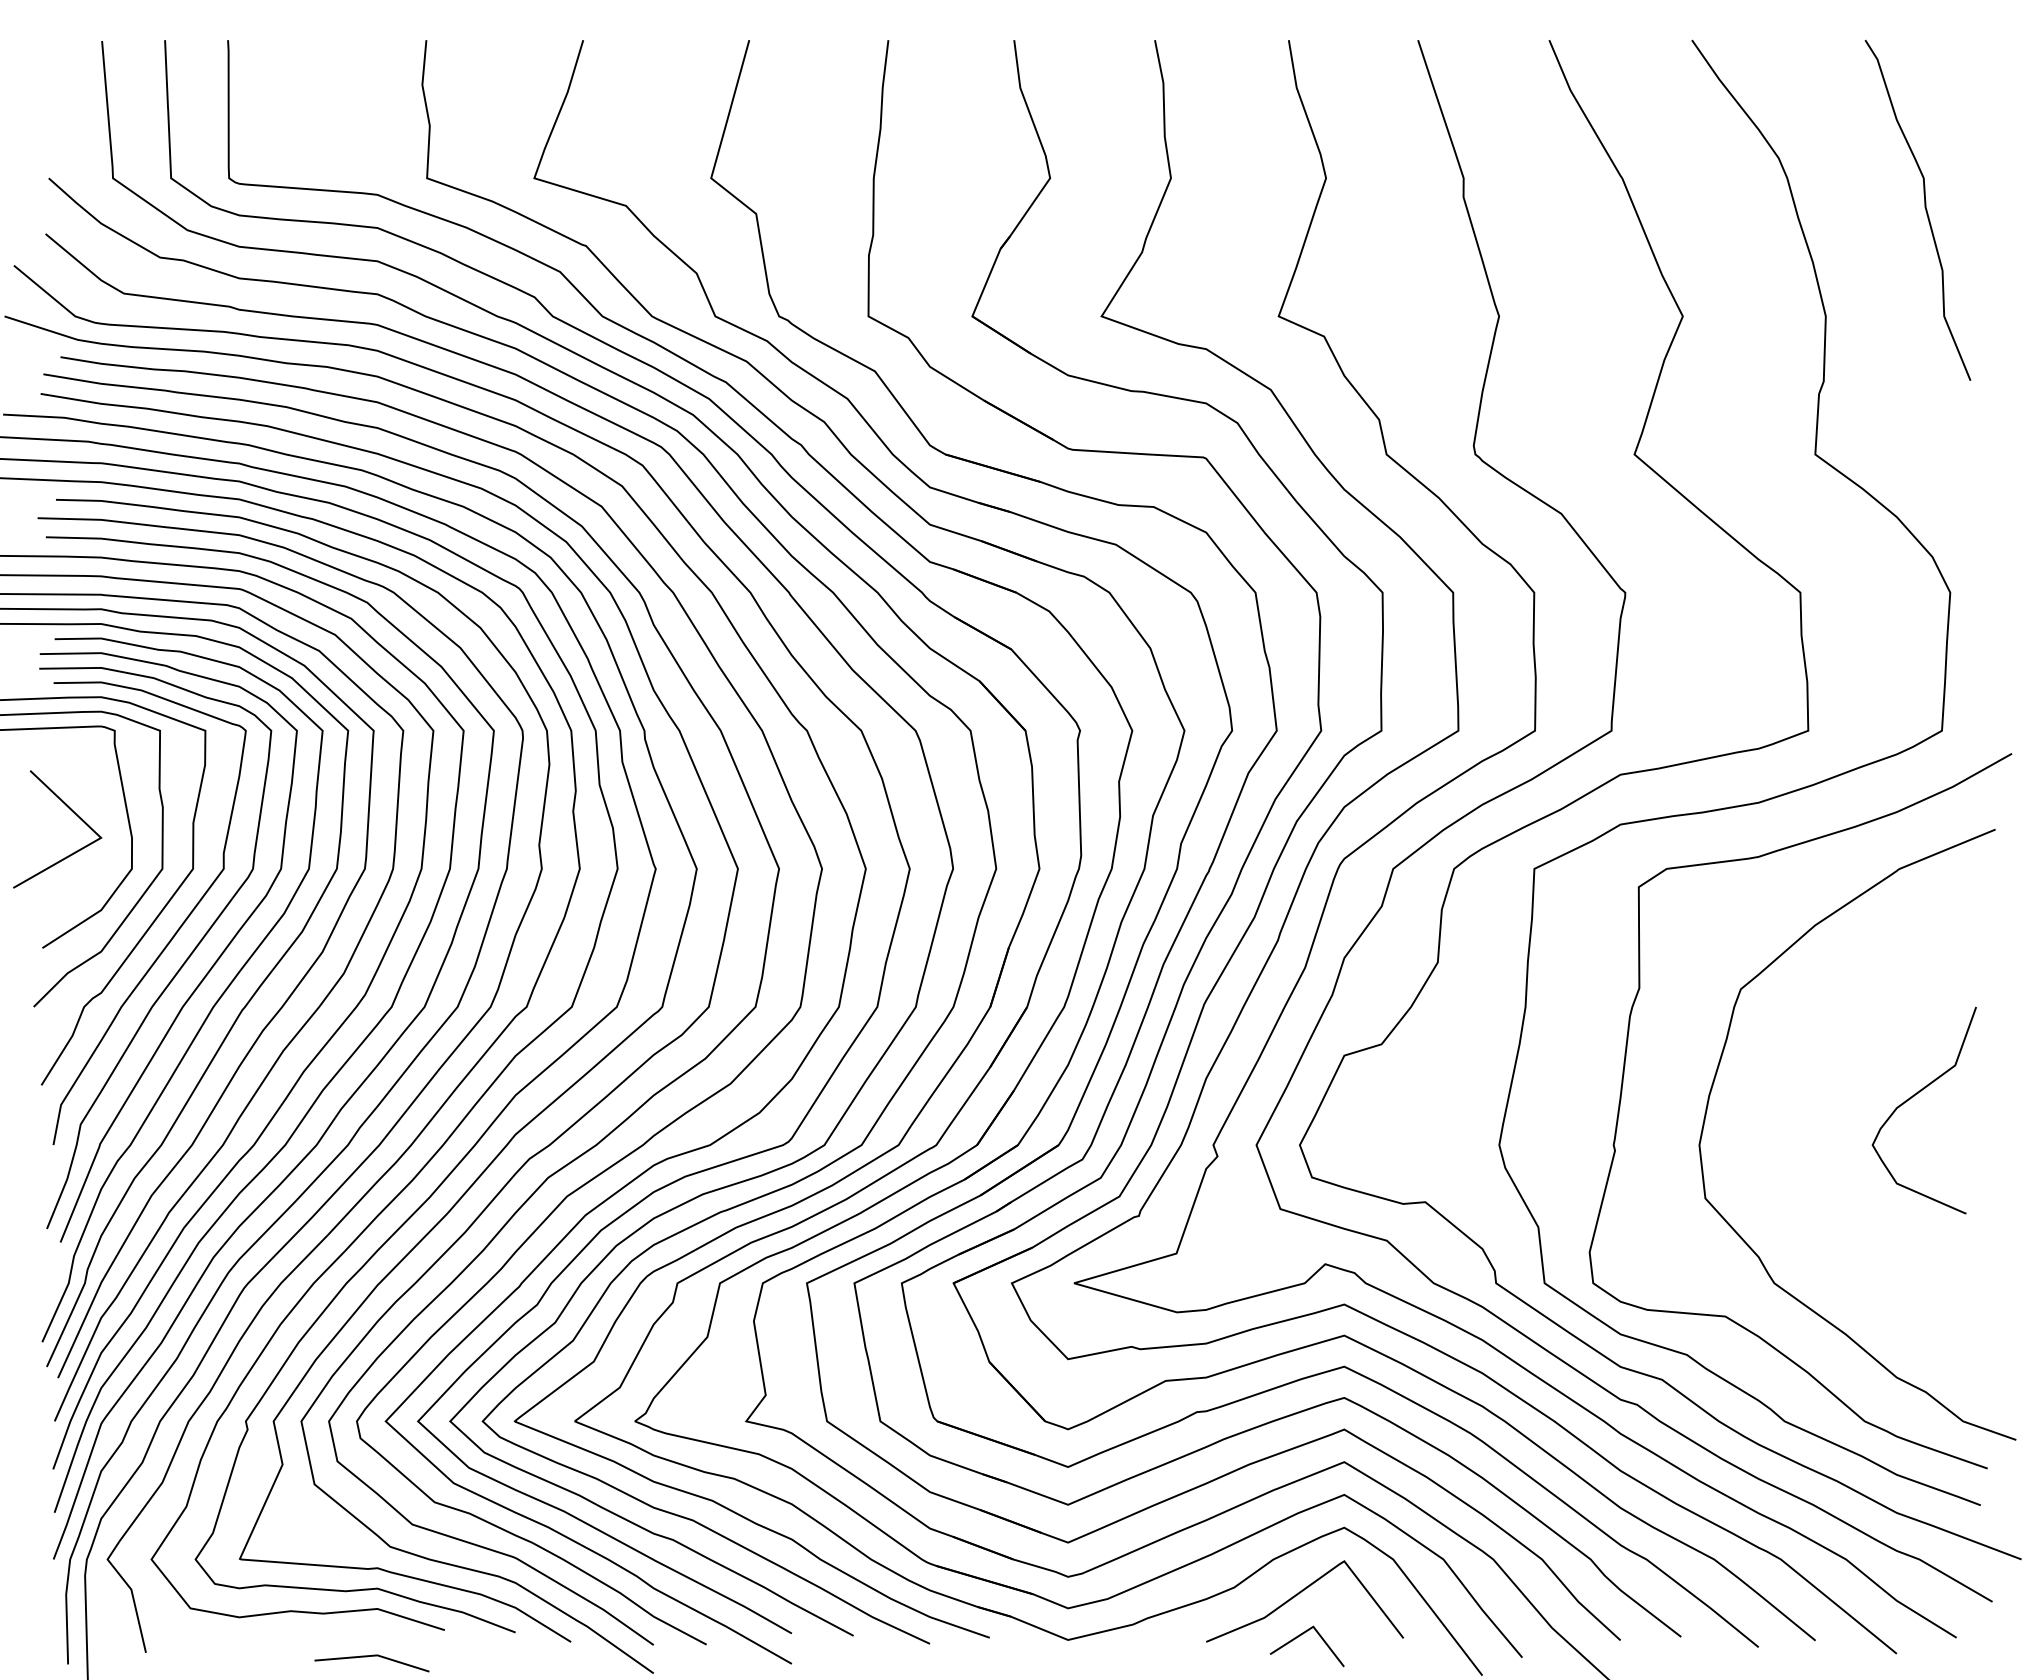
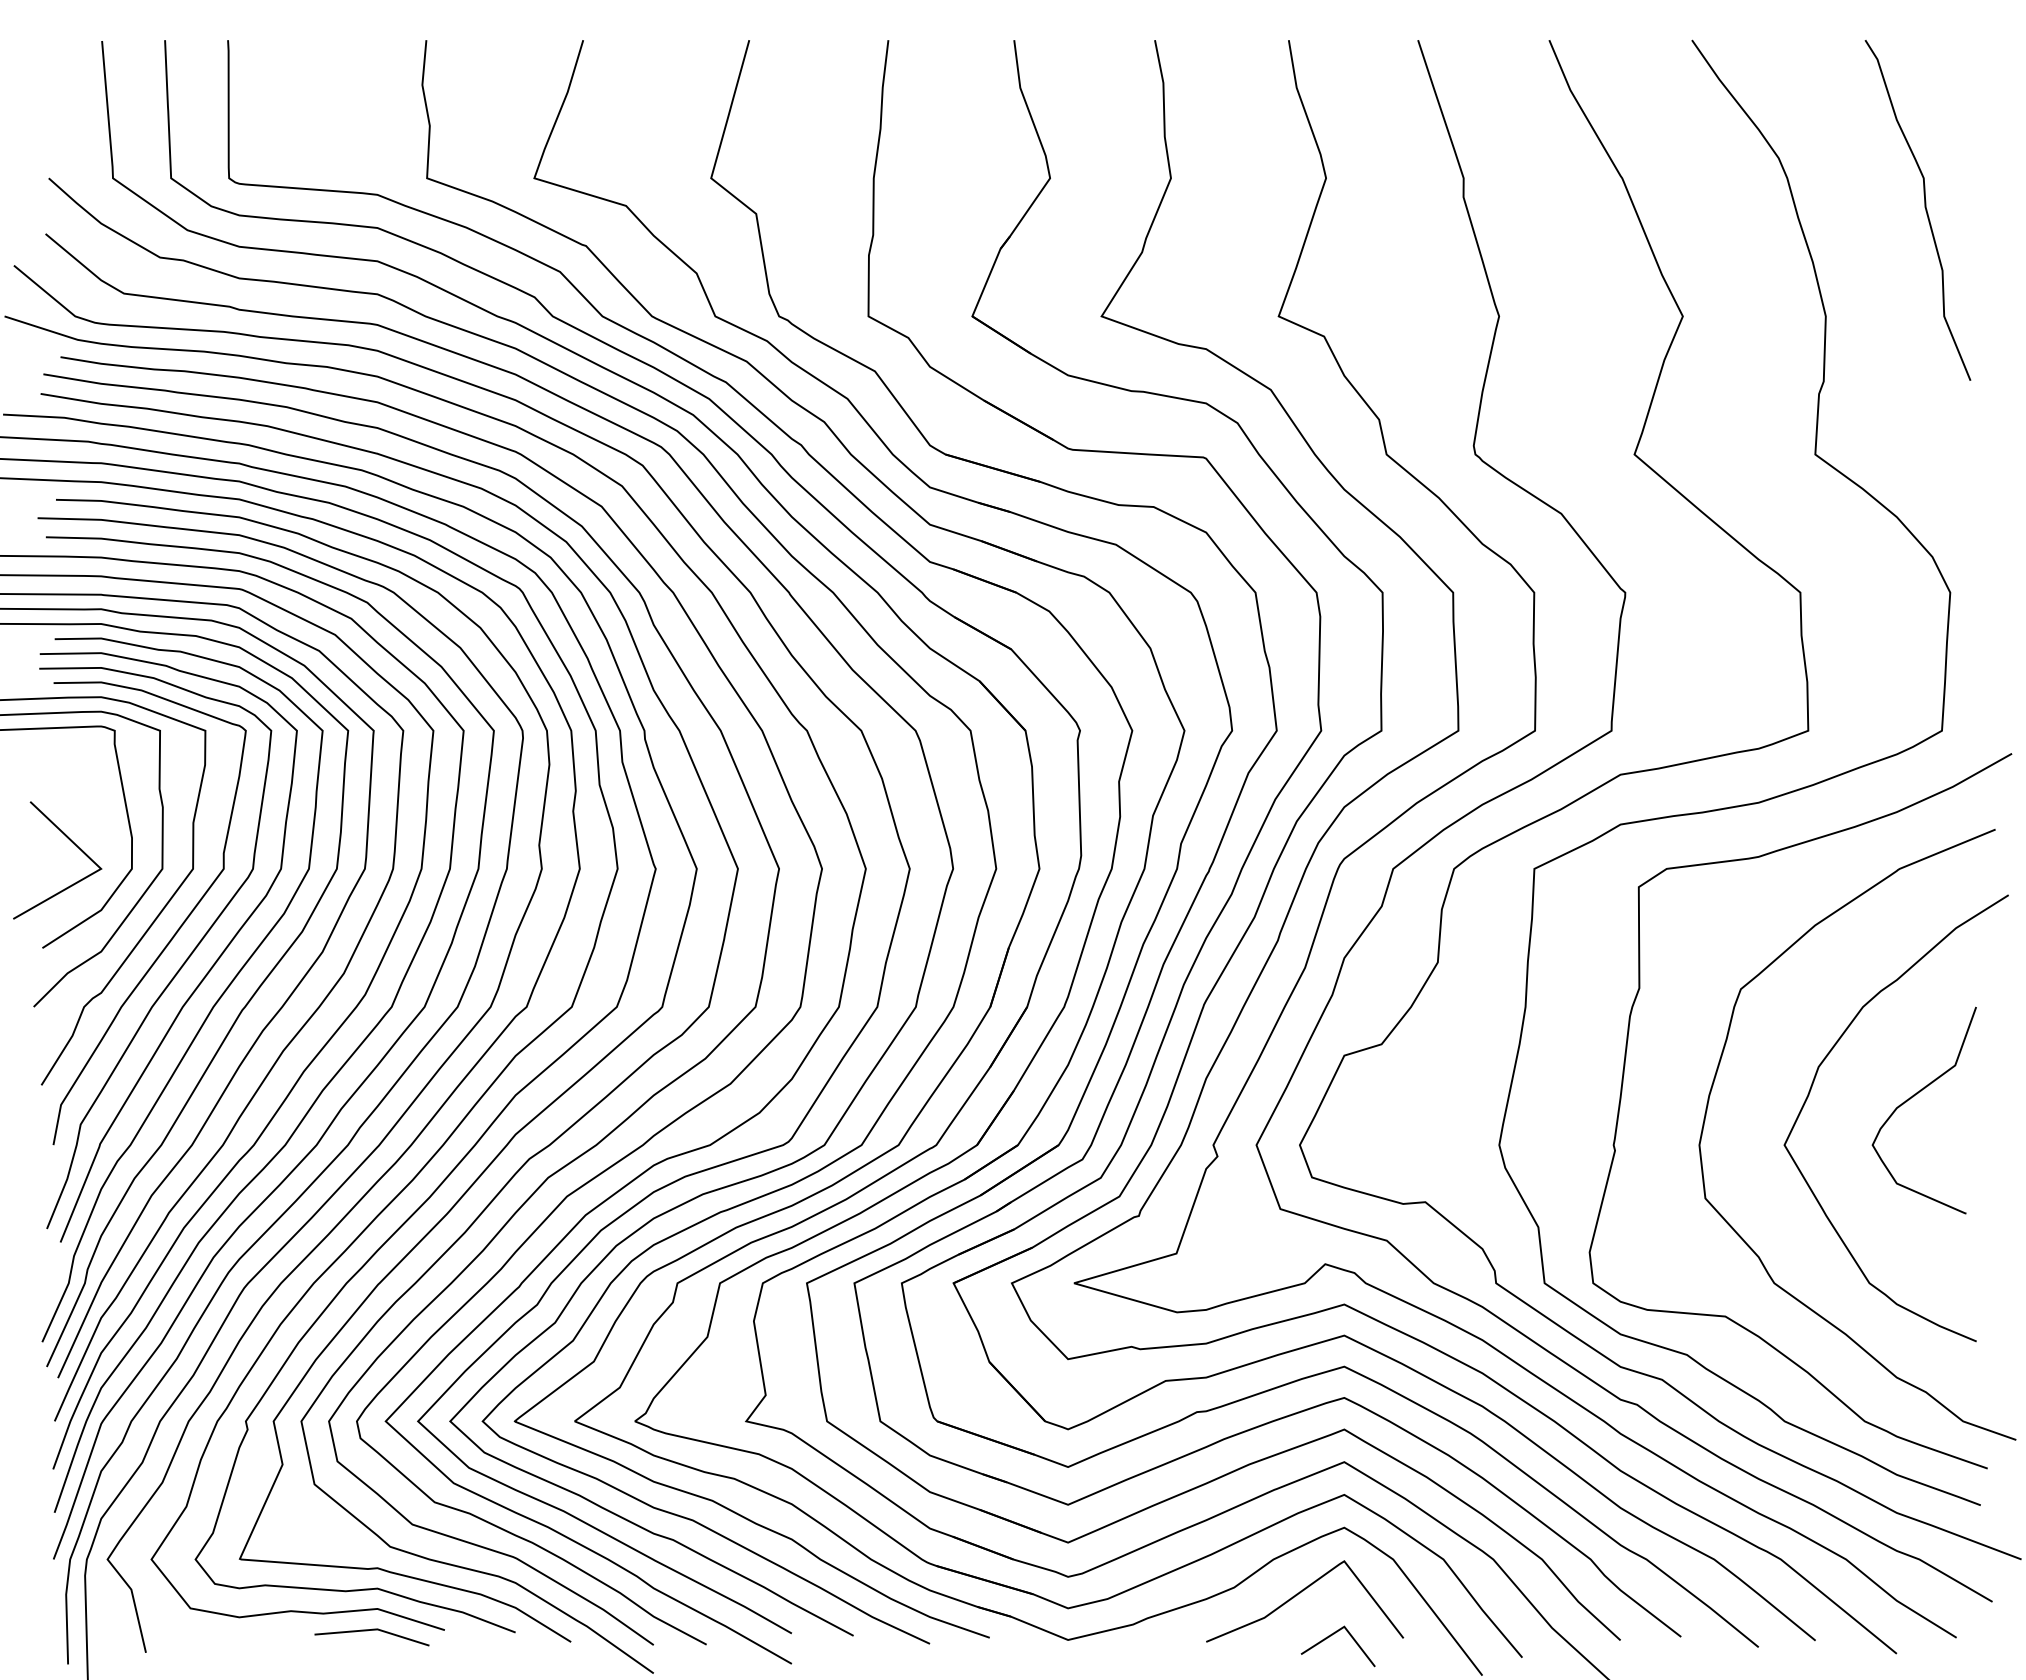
line position: (73, 813) -> (73, 844) (73, 844)
curve: none -> present (1812, 1087)
line position: (1300, 1636) -> (1331, 1636) (1331, 1636)
line position: (371, 1656) -> (371, 1630) (371, 1630)
